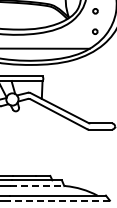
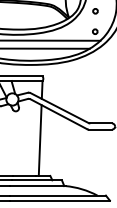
line: none -> present (51, 40)
line: none -> present (39, 140)
line: dashed -> solid (37, 186)
line: dashed -> solid (59, 200)
